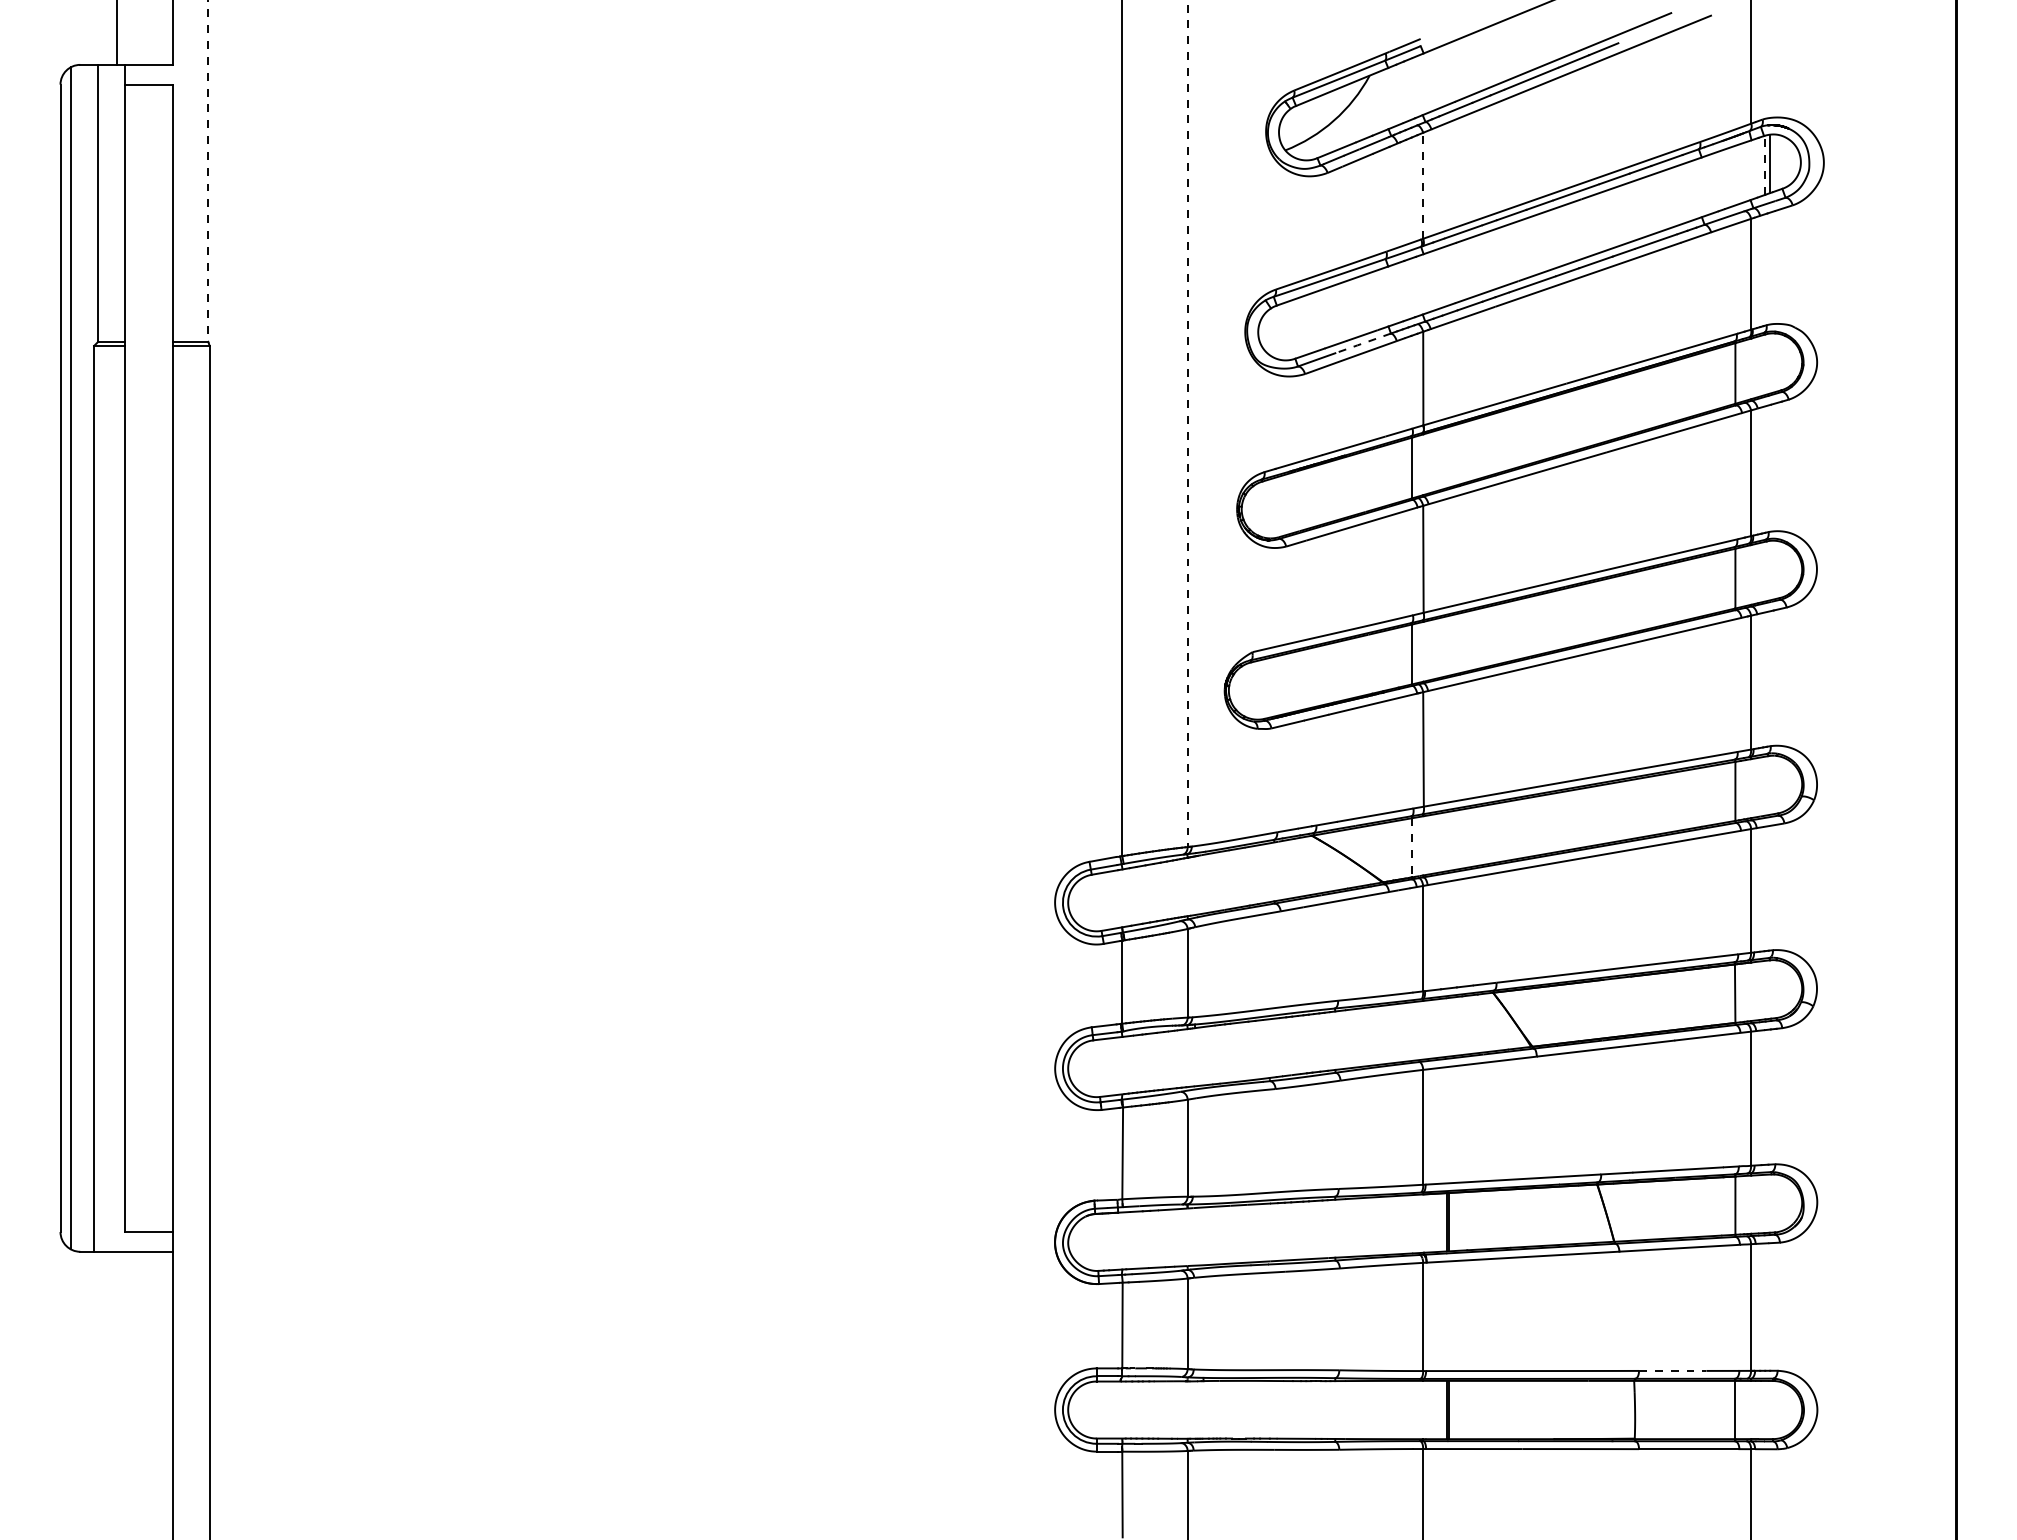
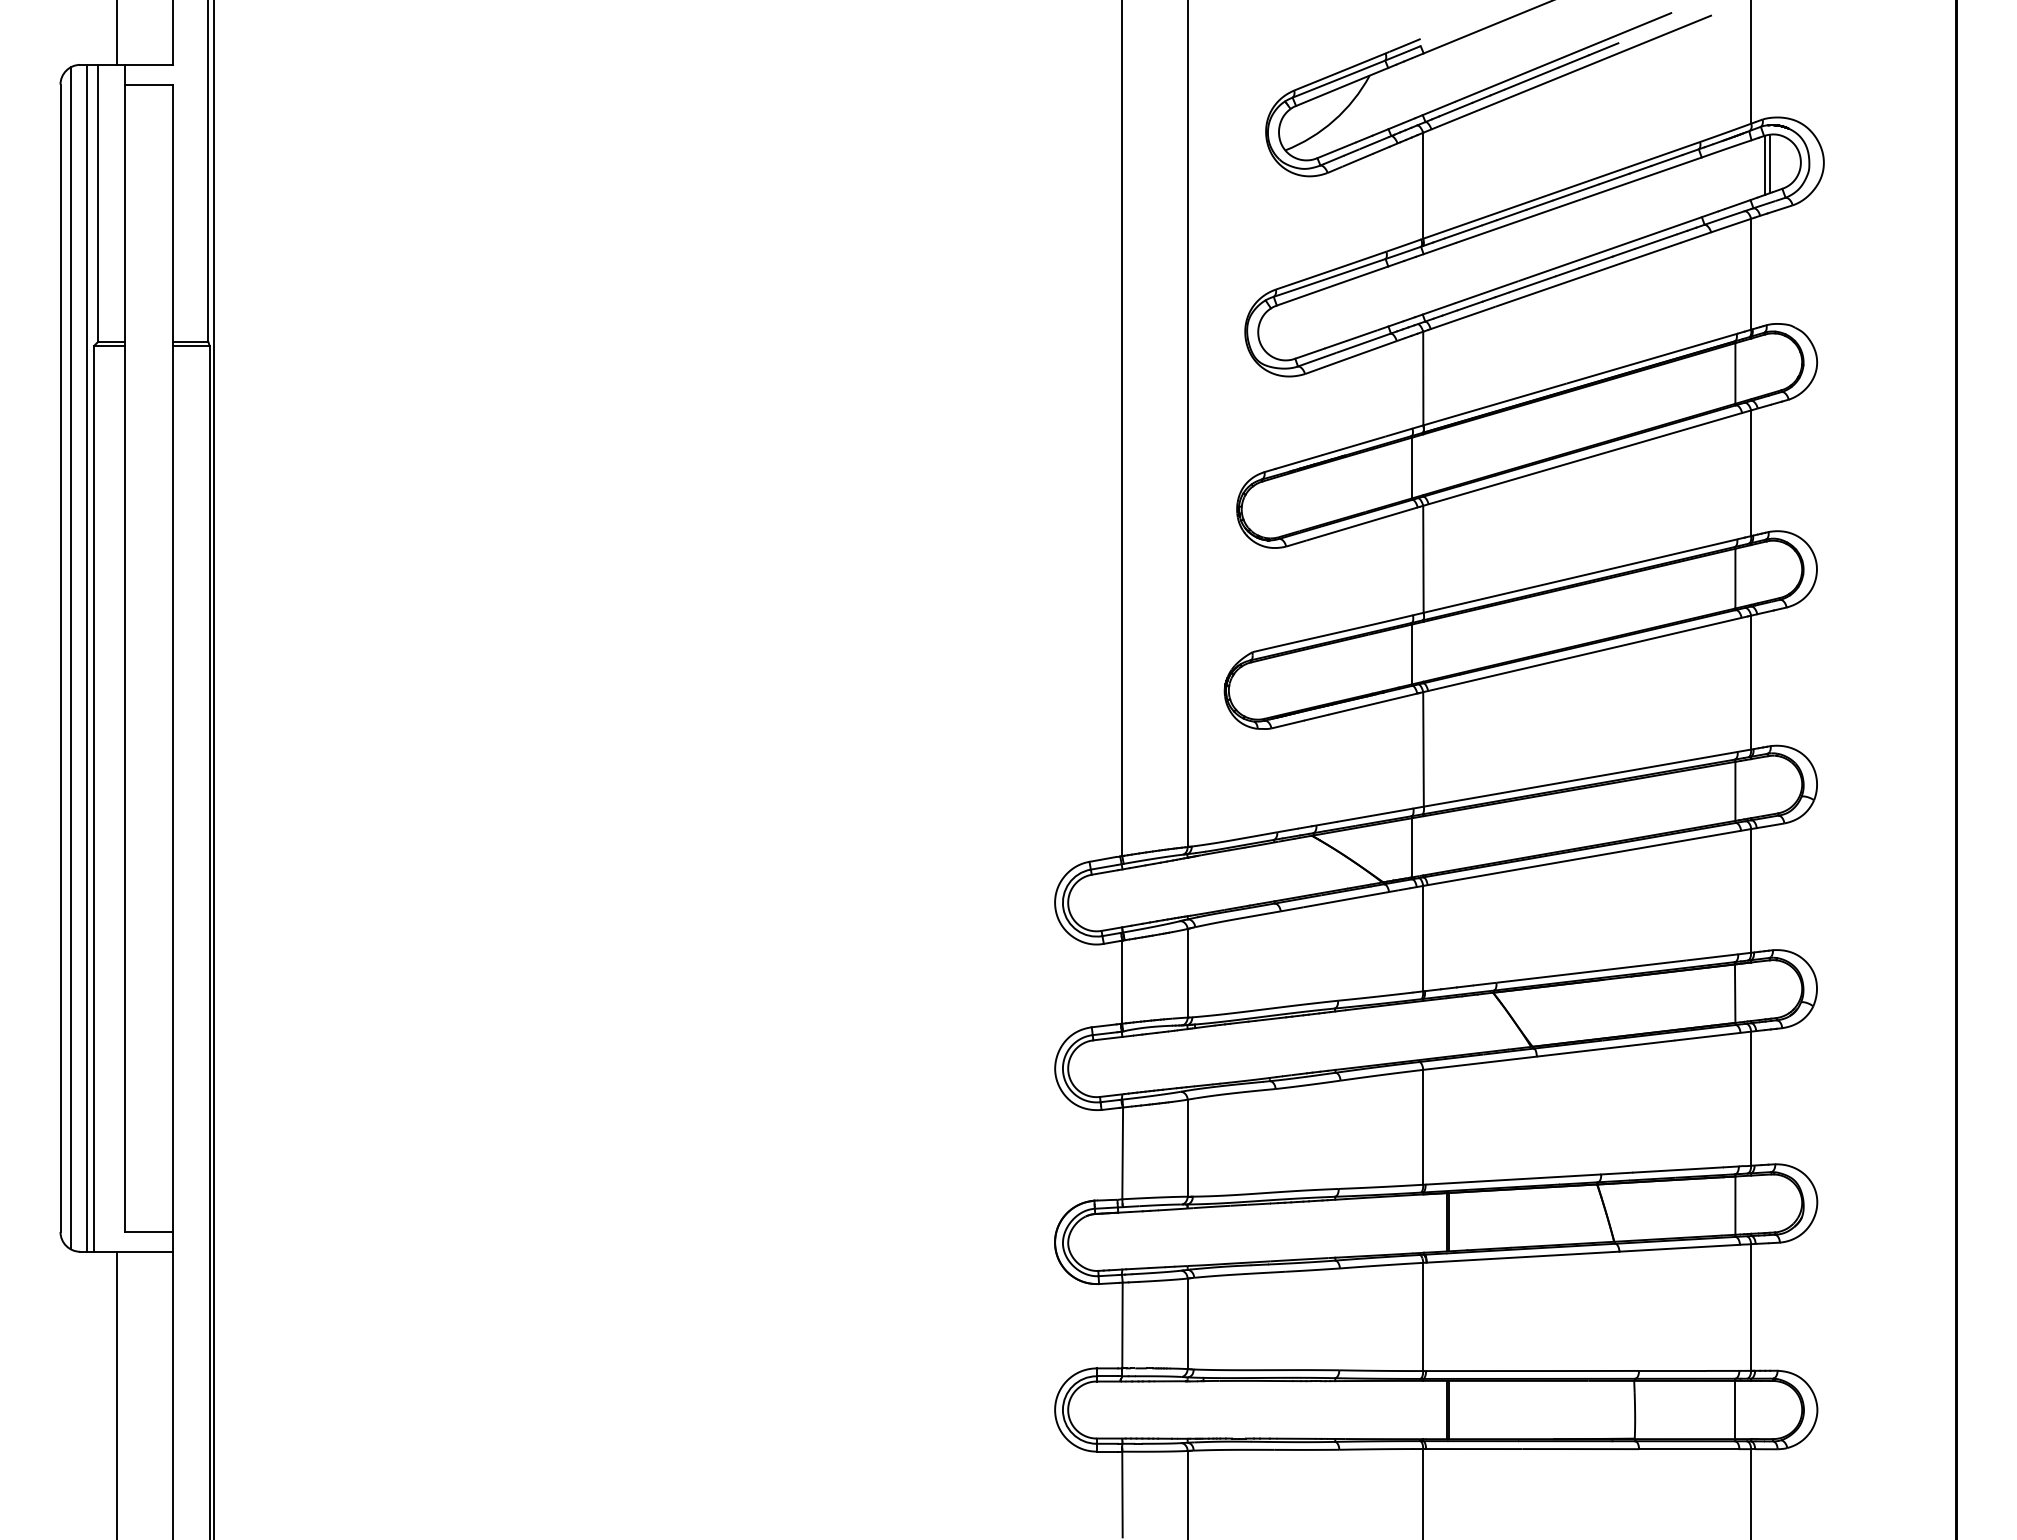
line: dashed -> solid (1765, 164)
line: dashed -> solid (208, 170)
line: dashed -> solid (1423, 185)
line: dashed -> solid (1362, 343)
line: dashed -> solid (1187, 424)
line: none -> present (86, 657)
line: none -> present (213, 769)
line: dashed -> solid (1412, 847)
line: dashed -> solid (1672, 1370)
line: none -> present (117, 1393)
